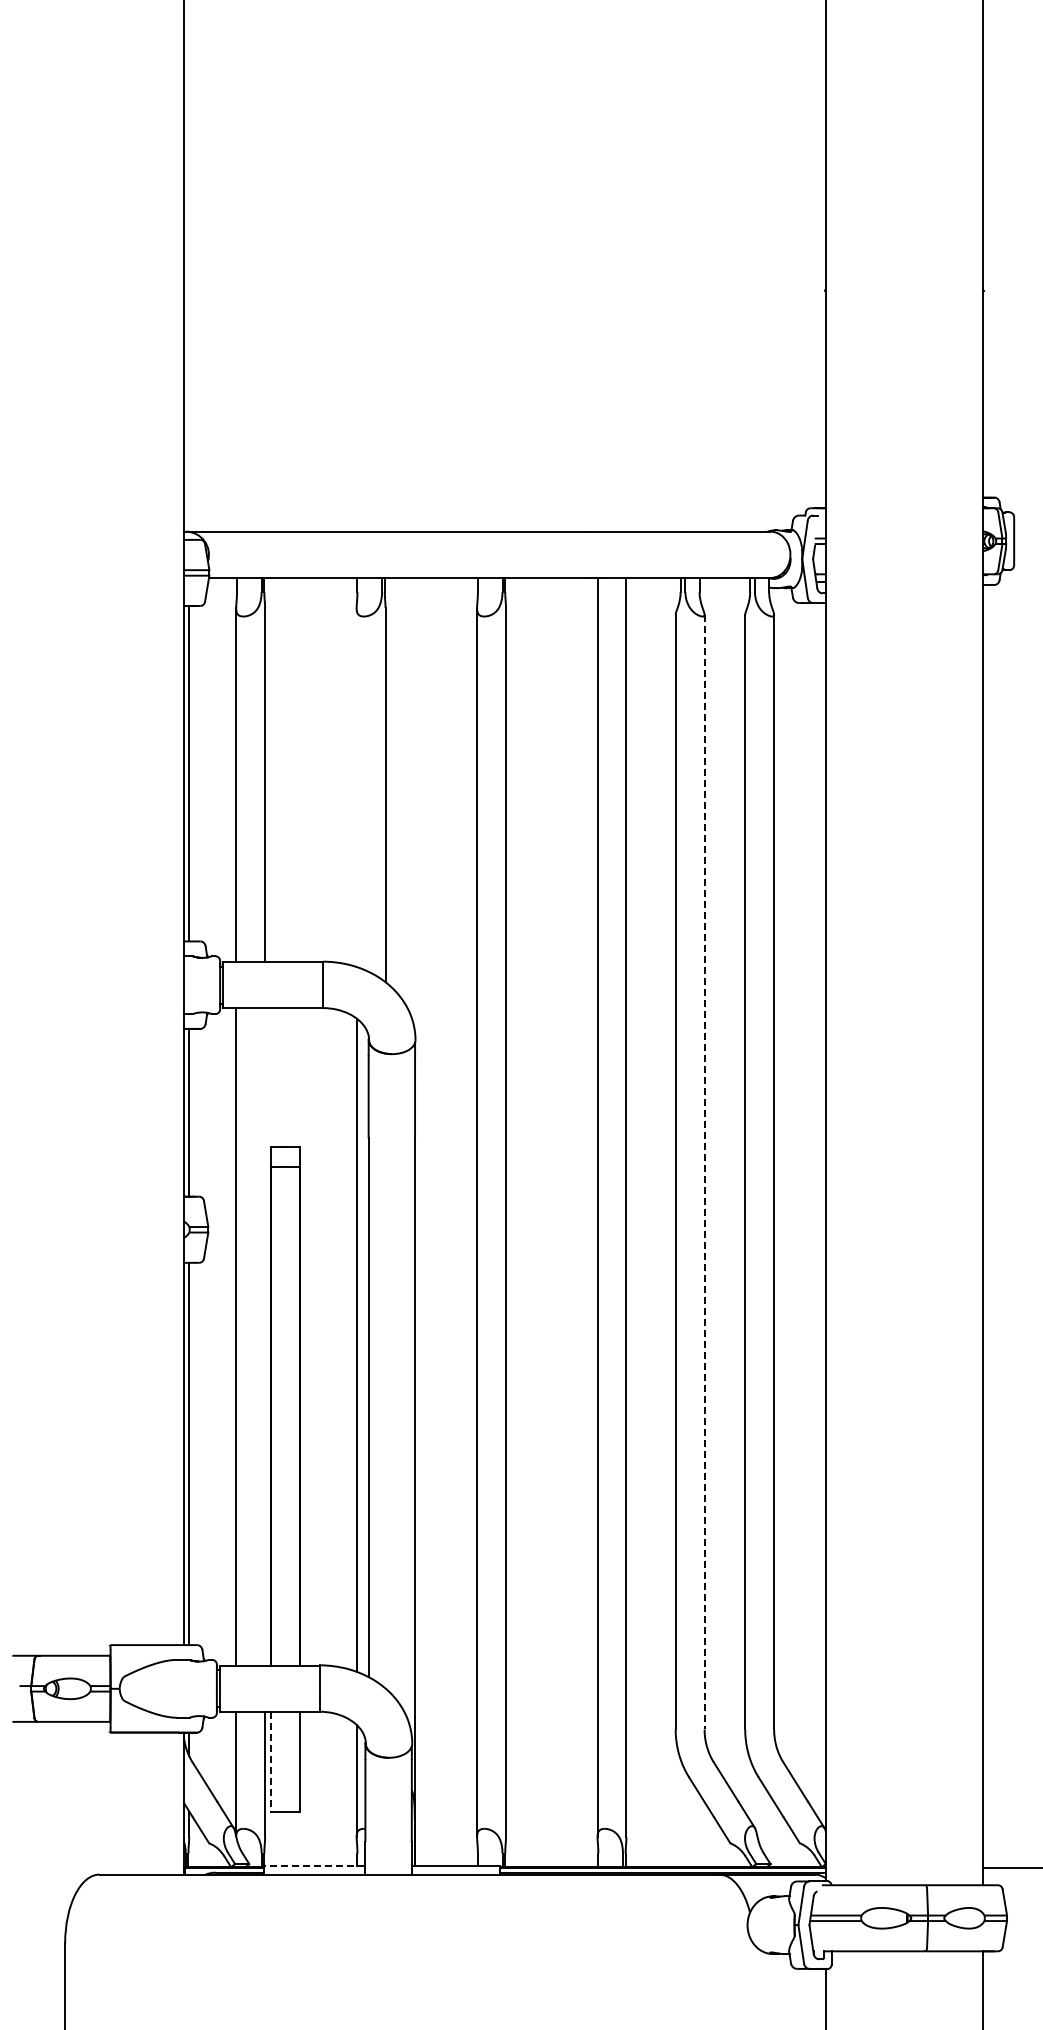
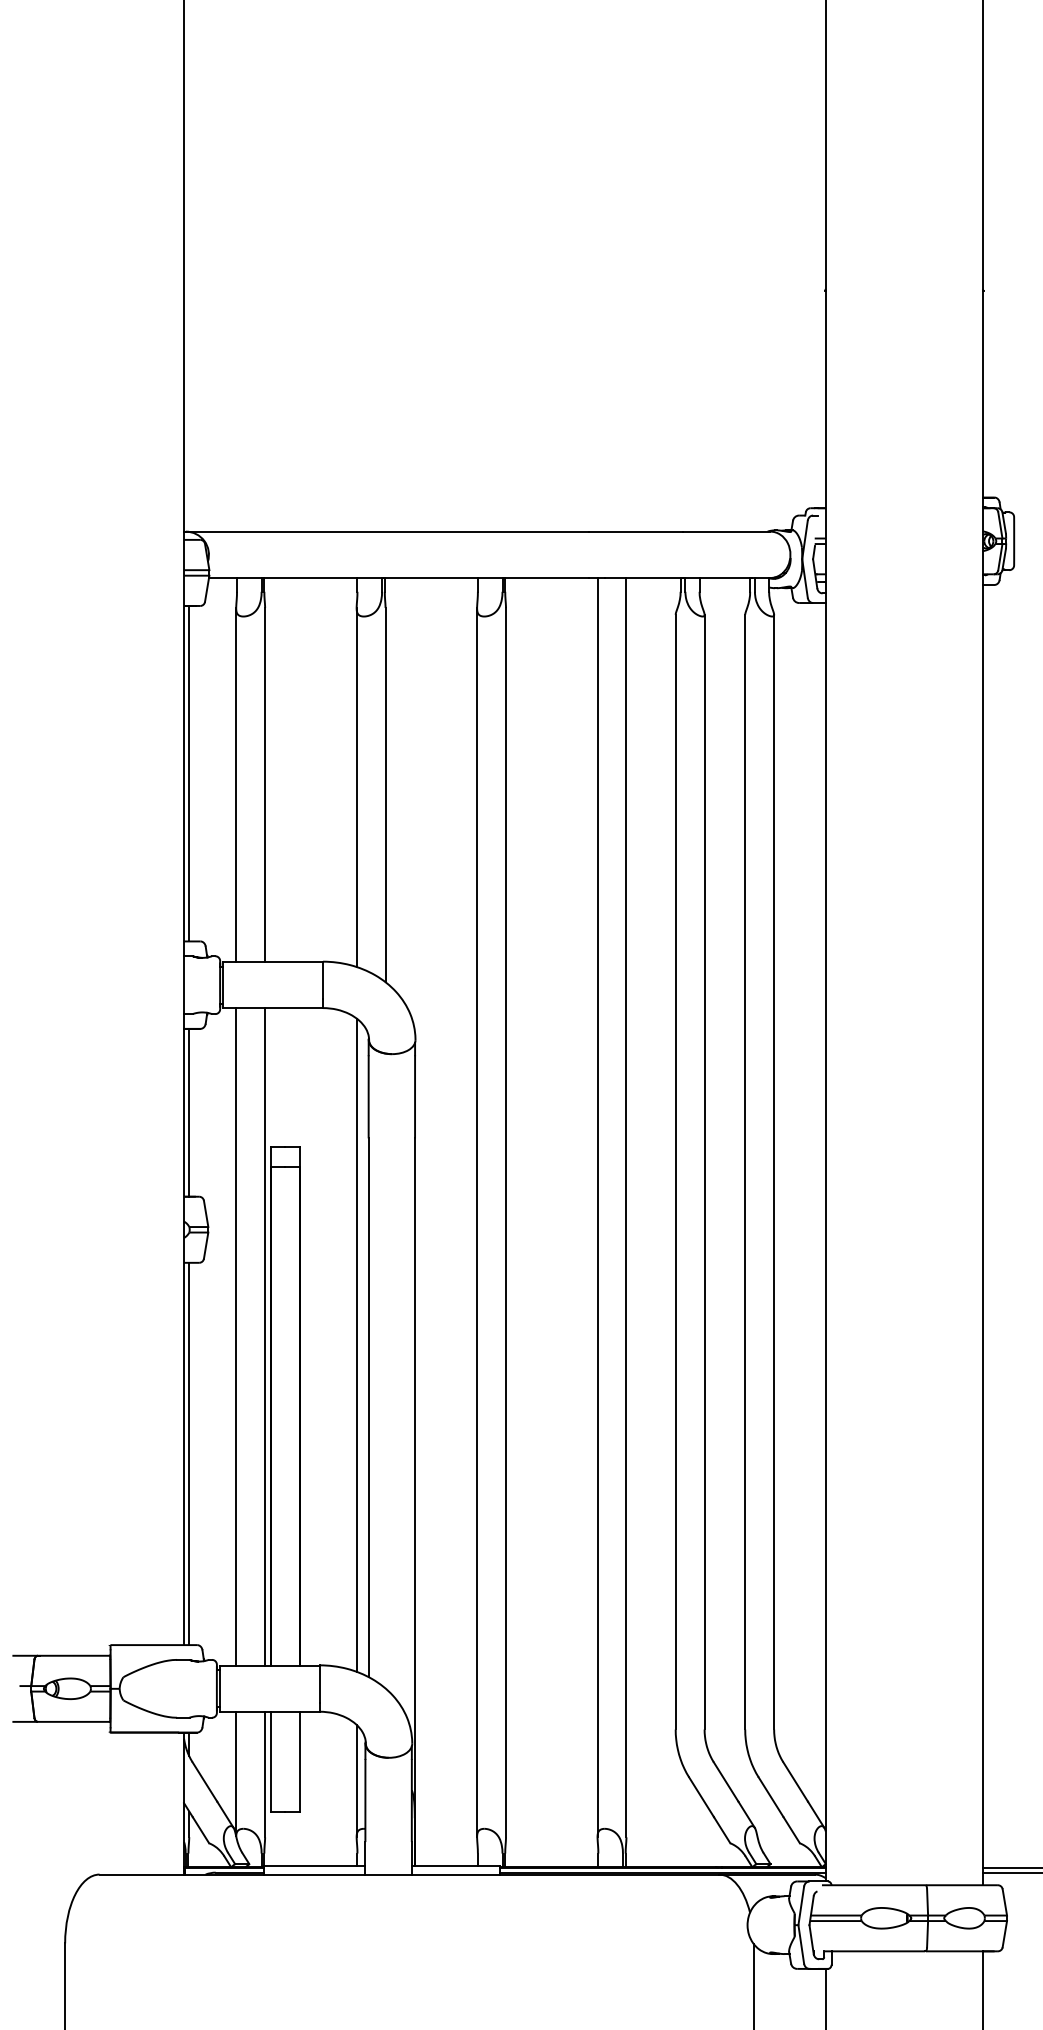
line: none -> present (356, 787)
line: dashed -> solid (704, 1172)
line: none -> present (265, 1336)
line: dashed -> solid (270, 1762)
line: dashed -> solid (314, 1866)
line: none -> present (1010, 1872)
line: none -> present (753, 1984)
